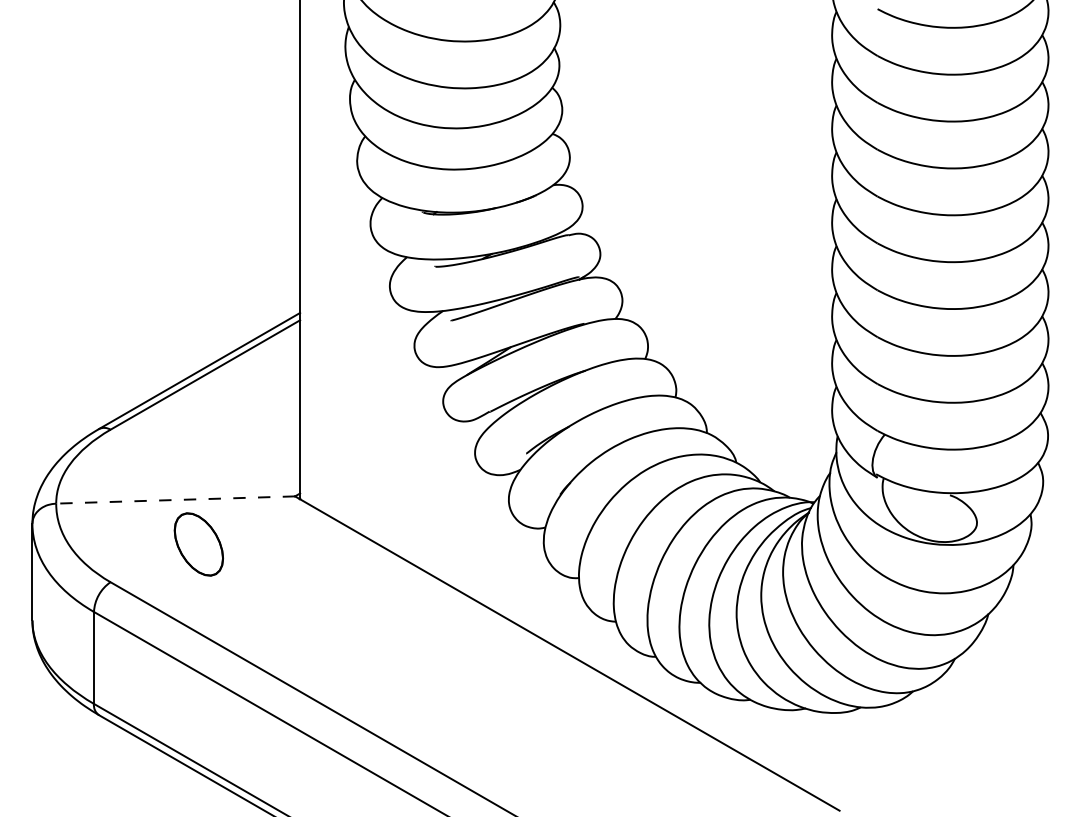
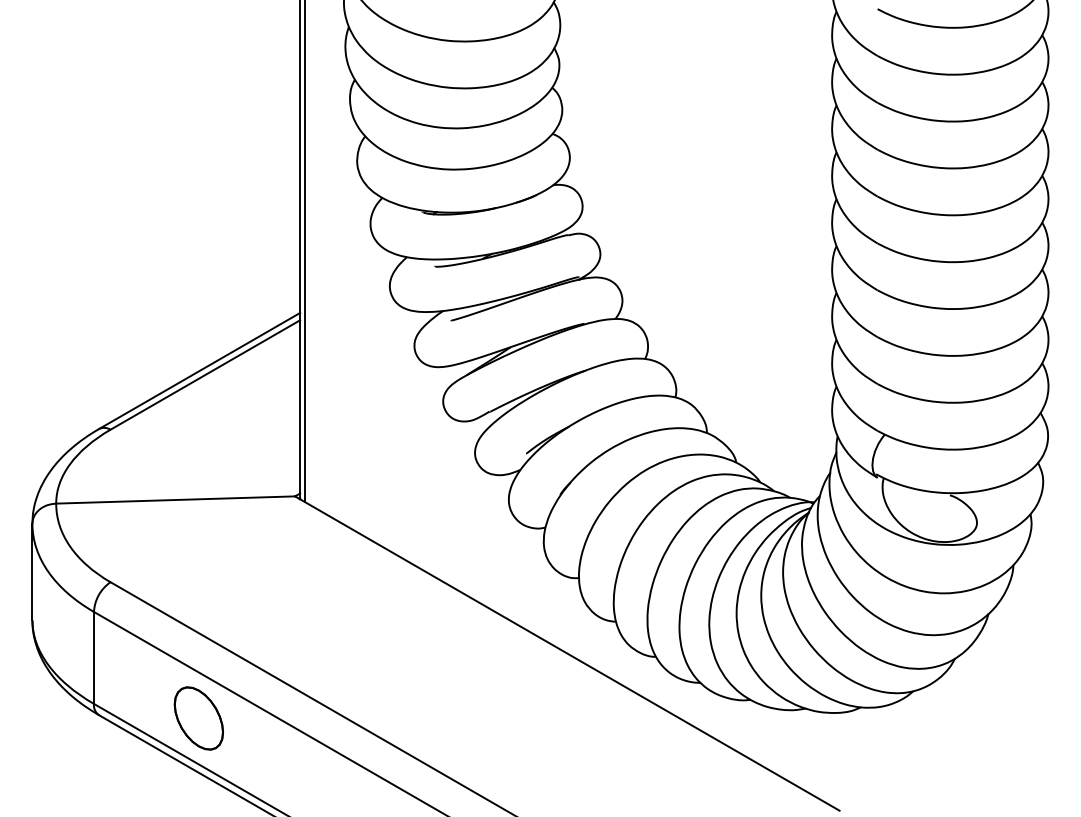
line: none -> present (304, 251)
line: dashed -> solid (175, 500)
part position: (198, 544) -> (198, 718) (198, 718)
